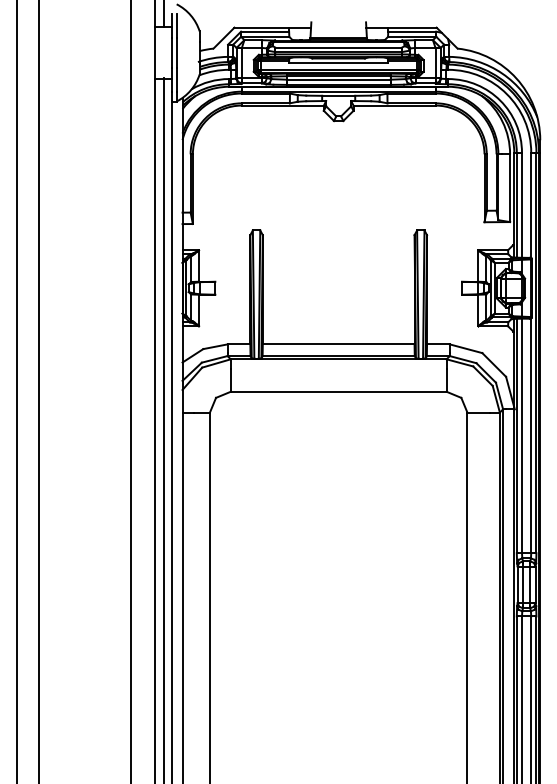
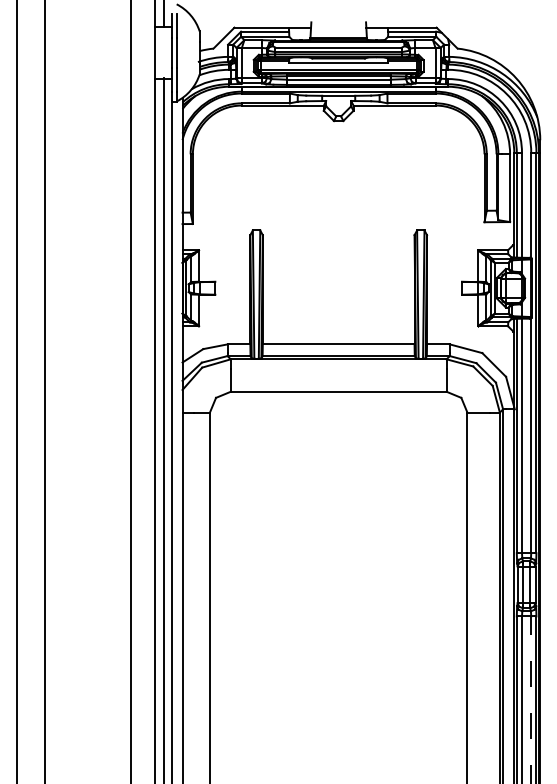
line position: (39, 391) -> (45, 391) (45, 391)
line: solid -> dashed (531, 700)
